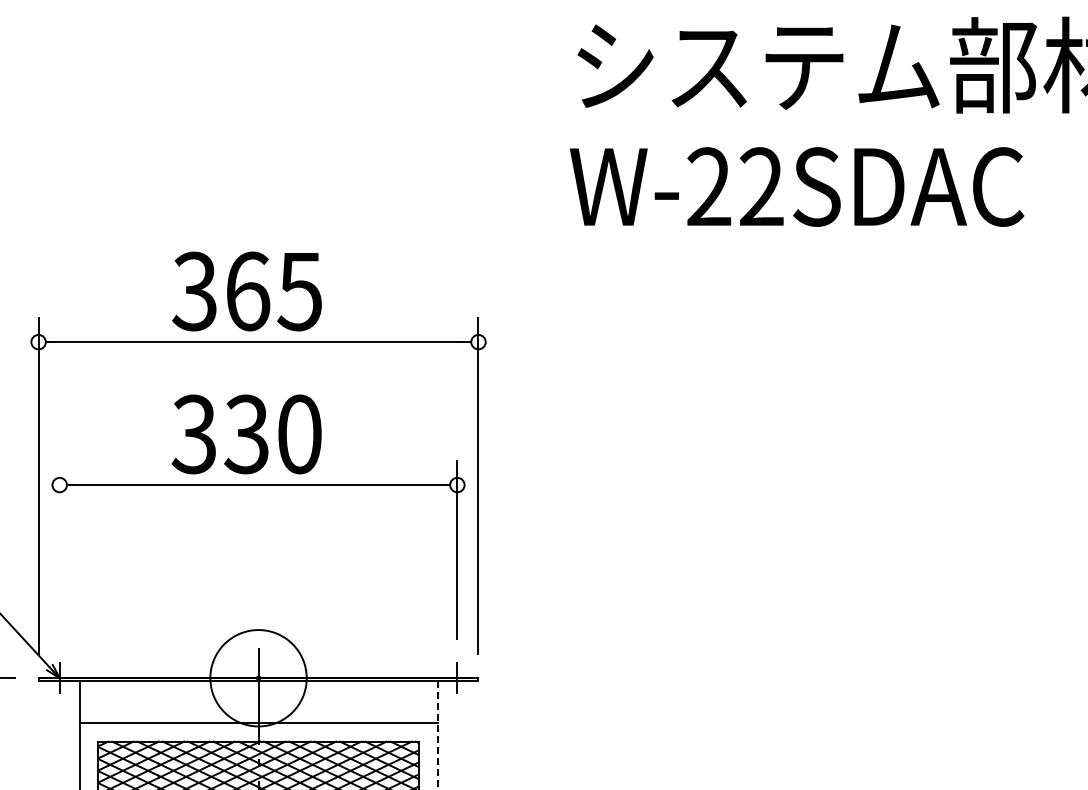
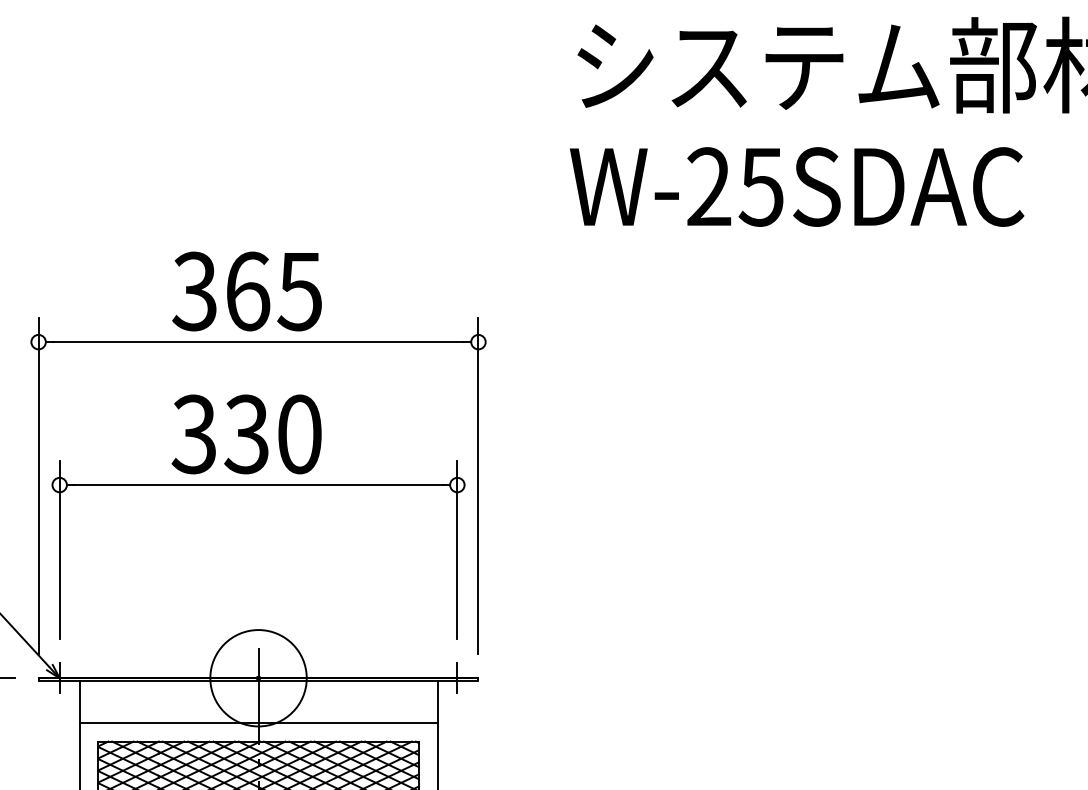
text: W-22SDAC -> W-25SDAC (760, 186)
line: none -> present (59, 549)
line: dashed -> solid (437, 735)
